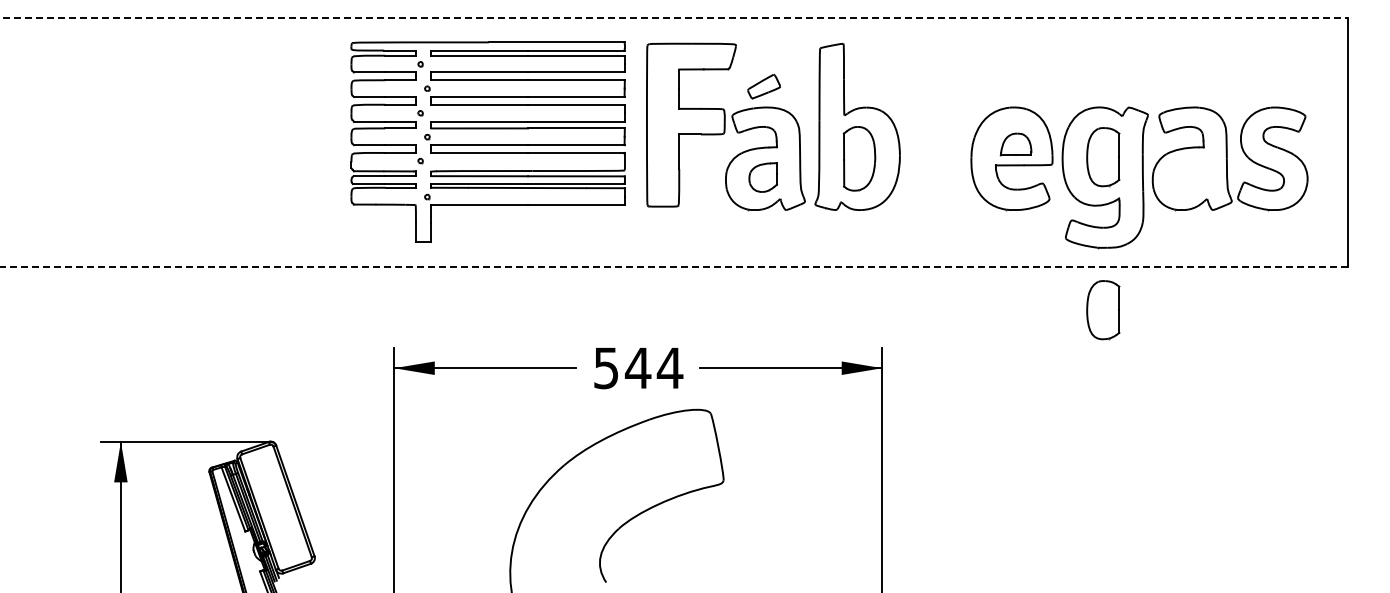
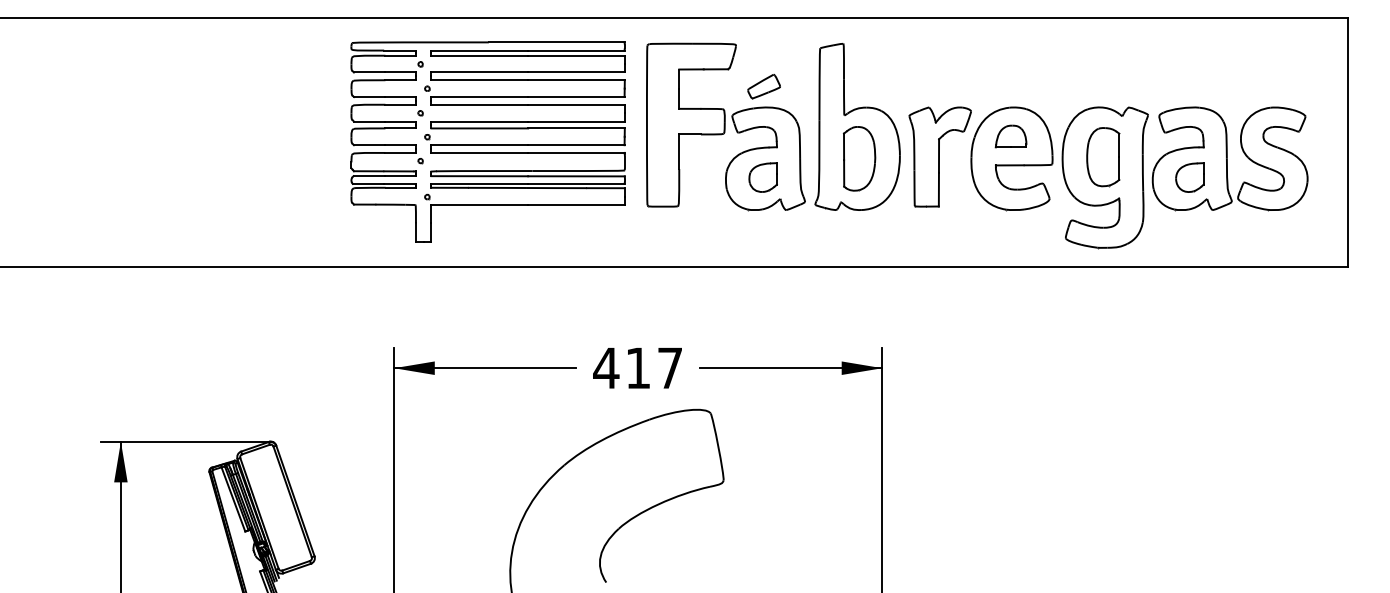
line: dashed -> solid (674, 17)
part position: (1015, 144) -> (1010, 136) (1010, 136)
part: none -> present (939, 156)
part: none -> present (1189, 177)
line: dashed -> solid (674, 266)
part: present -> none (1103, 310)
text: 544 -> 417 (638, 368)
